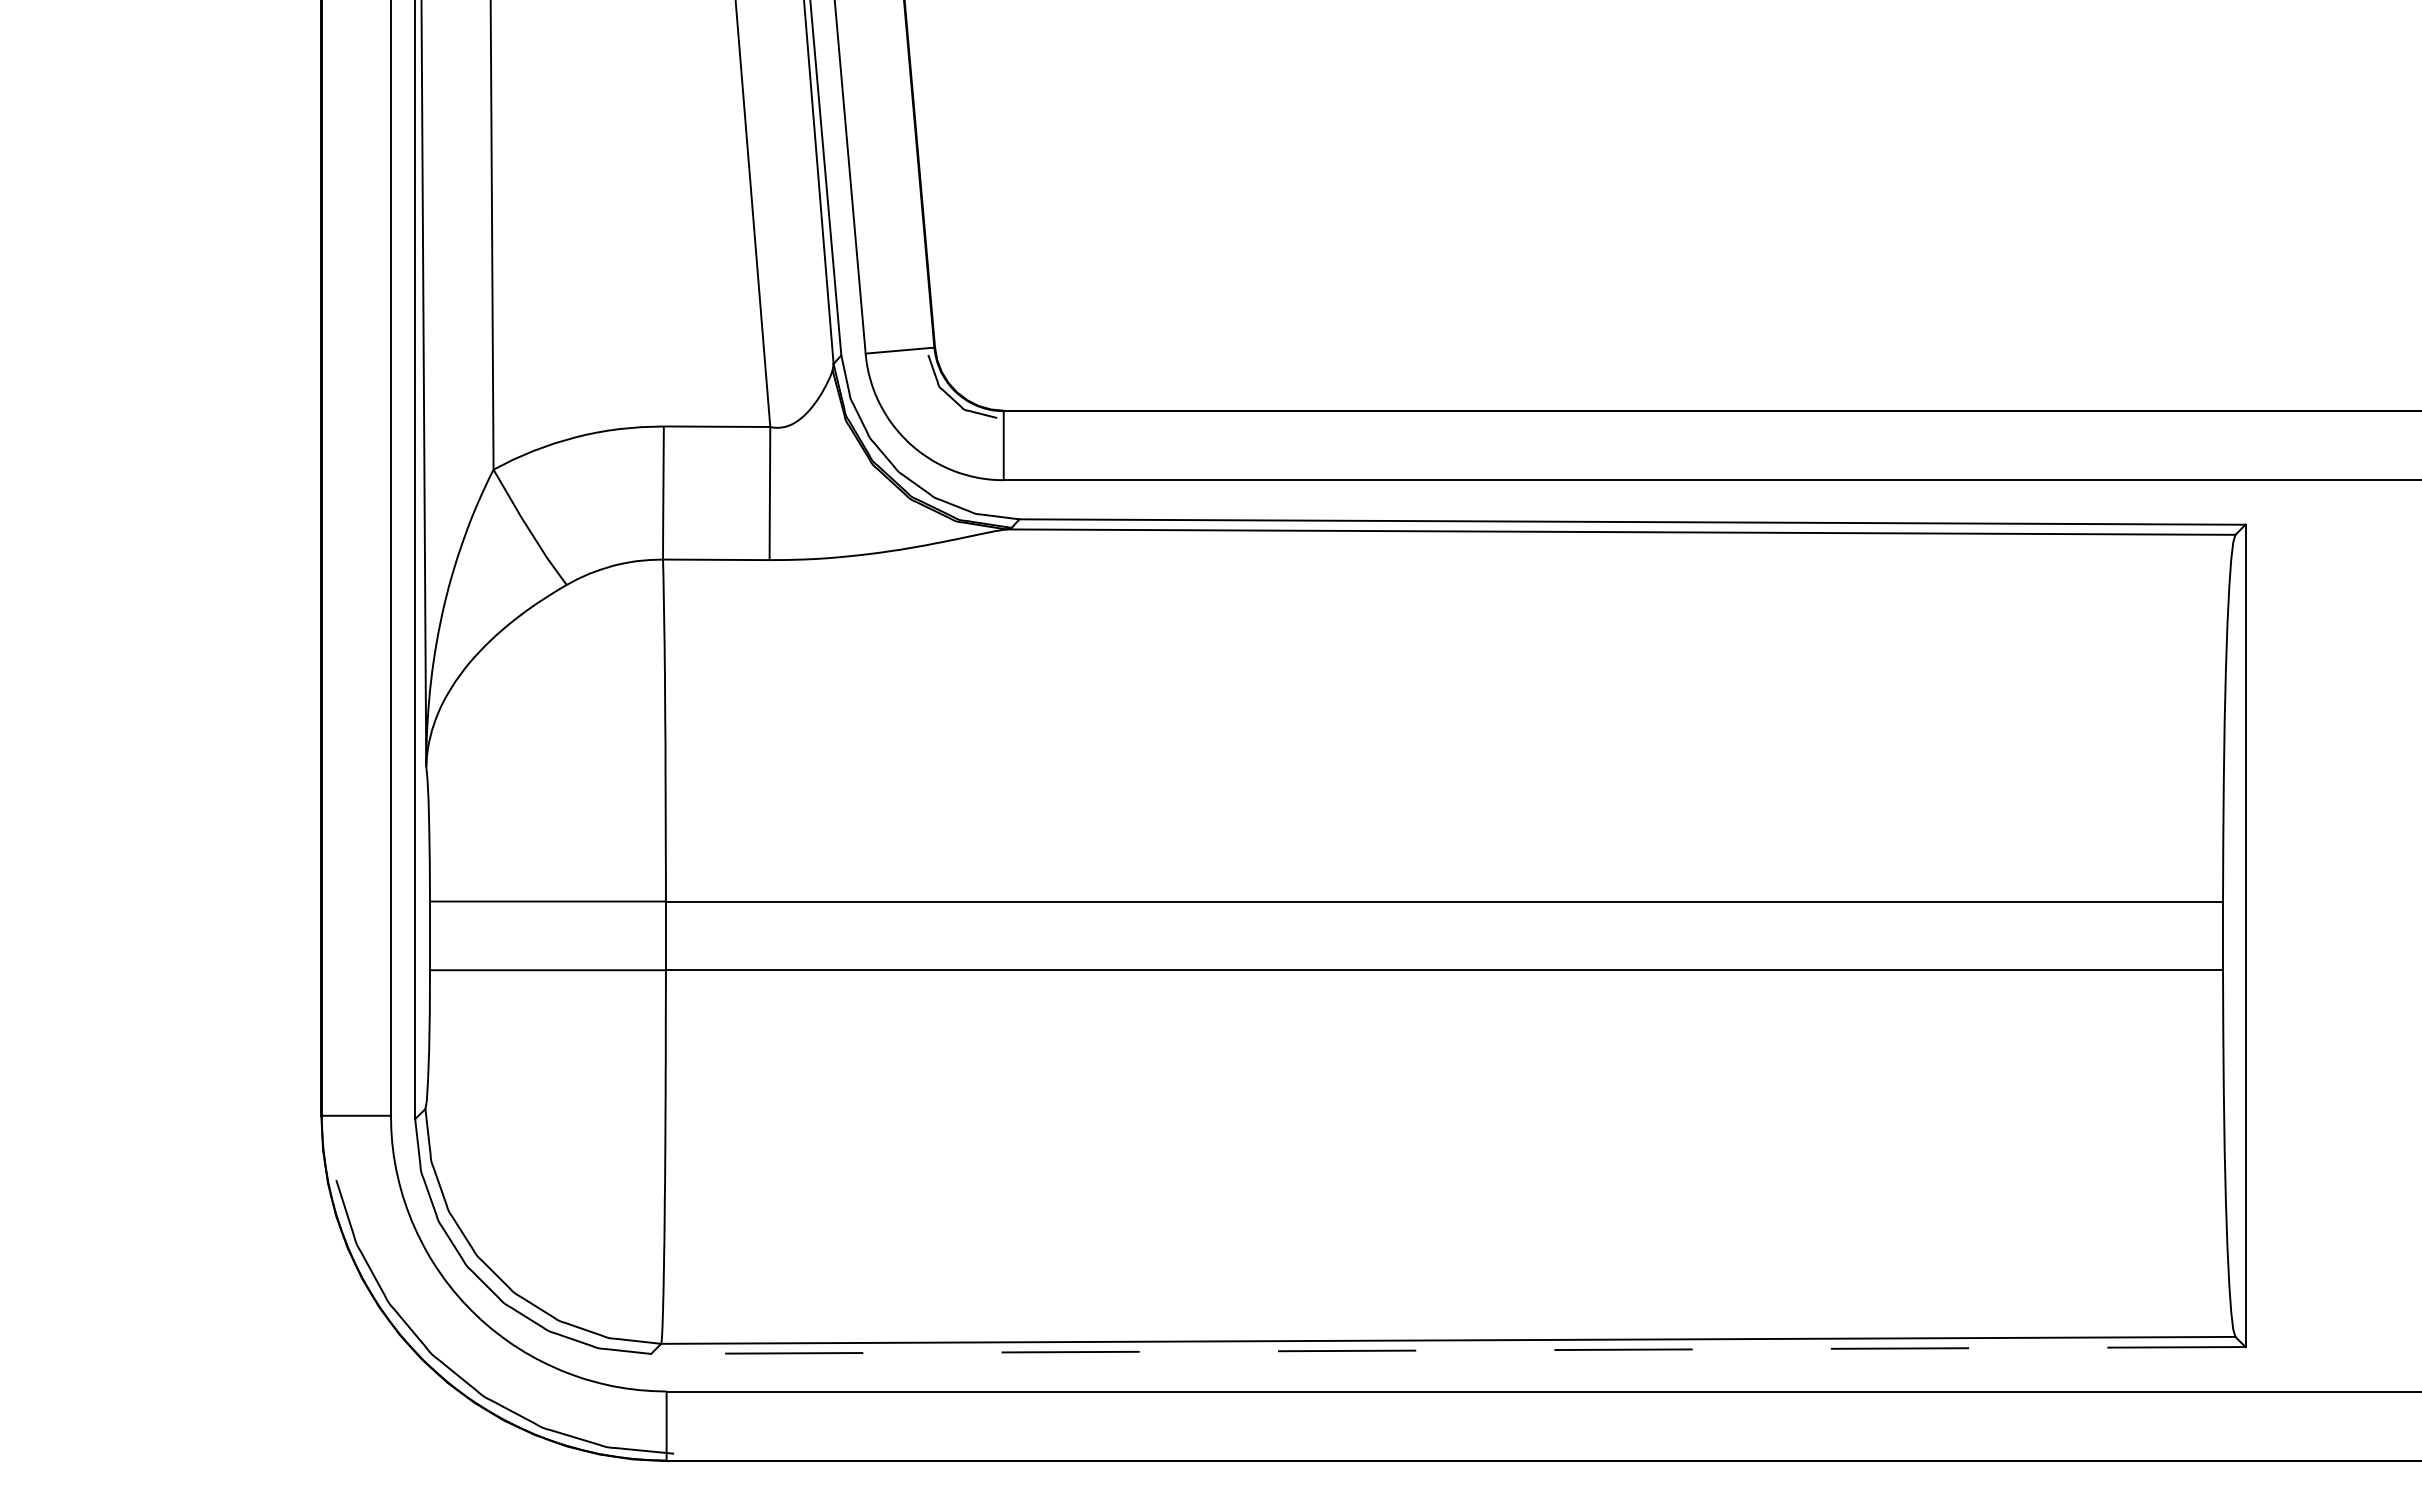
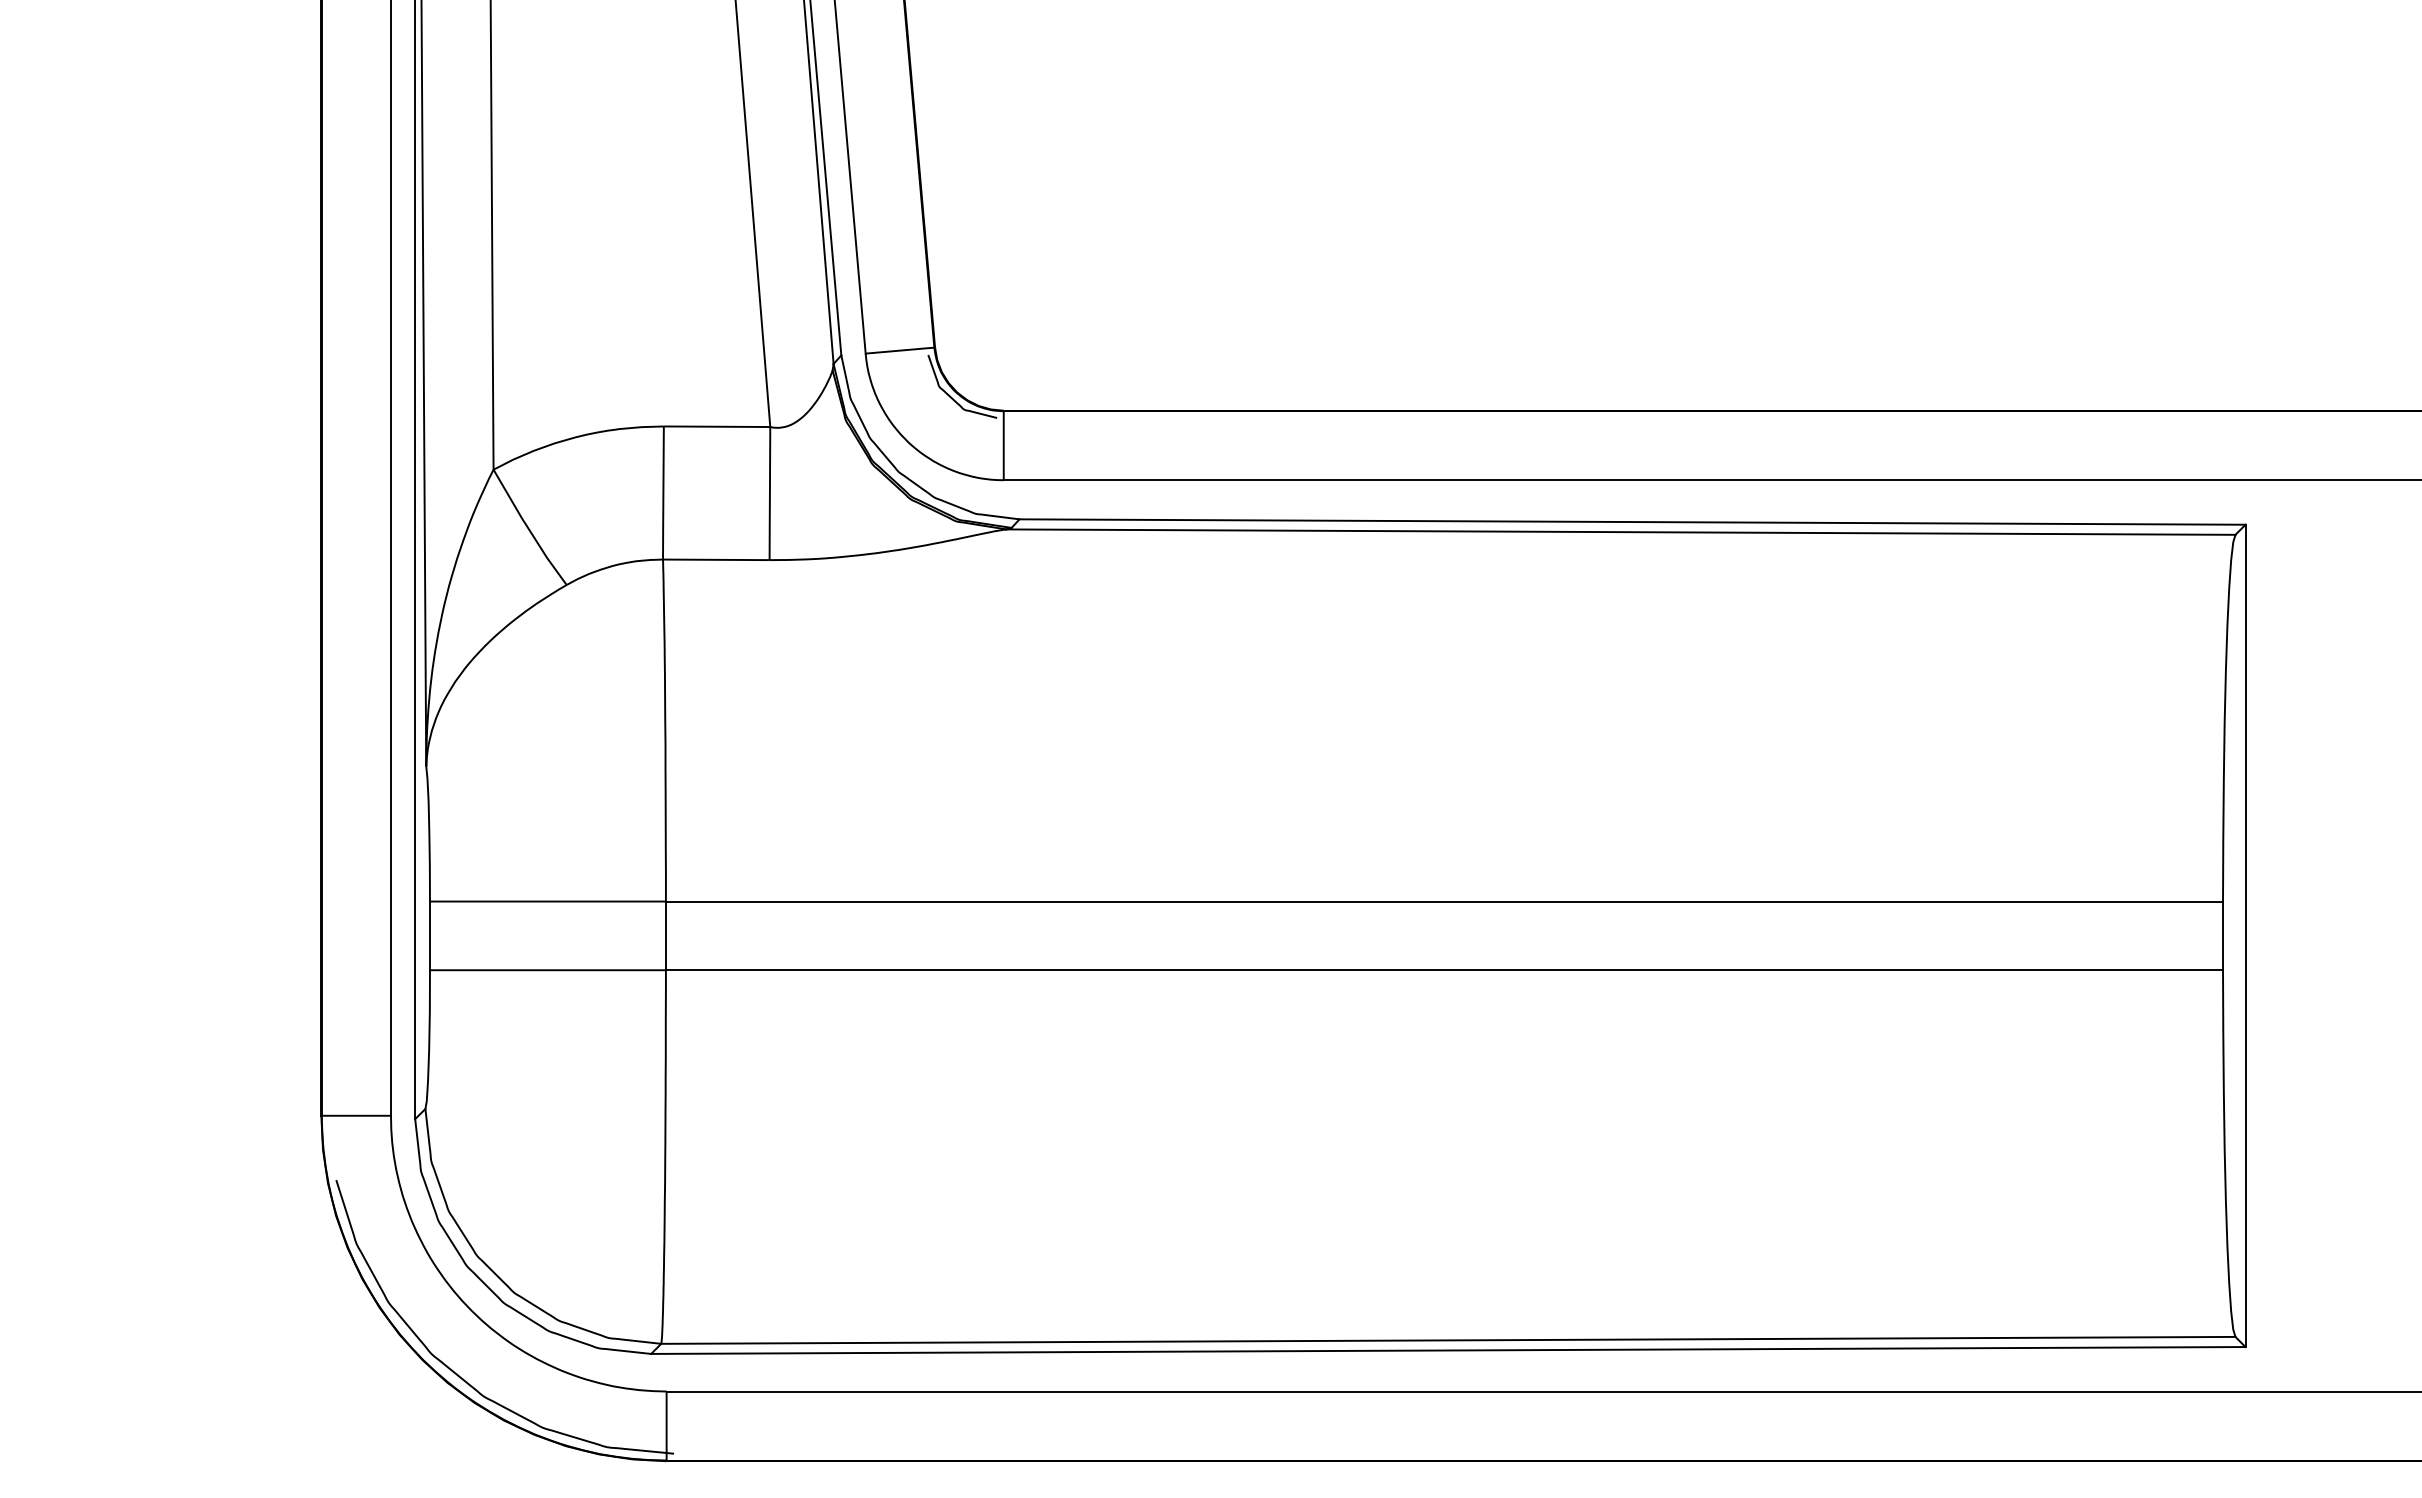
line: dashed -> solid (1447, 1350)
